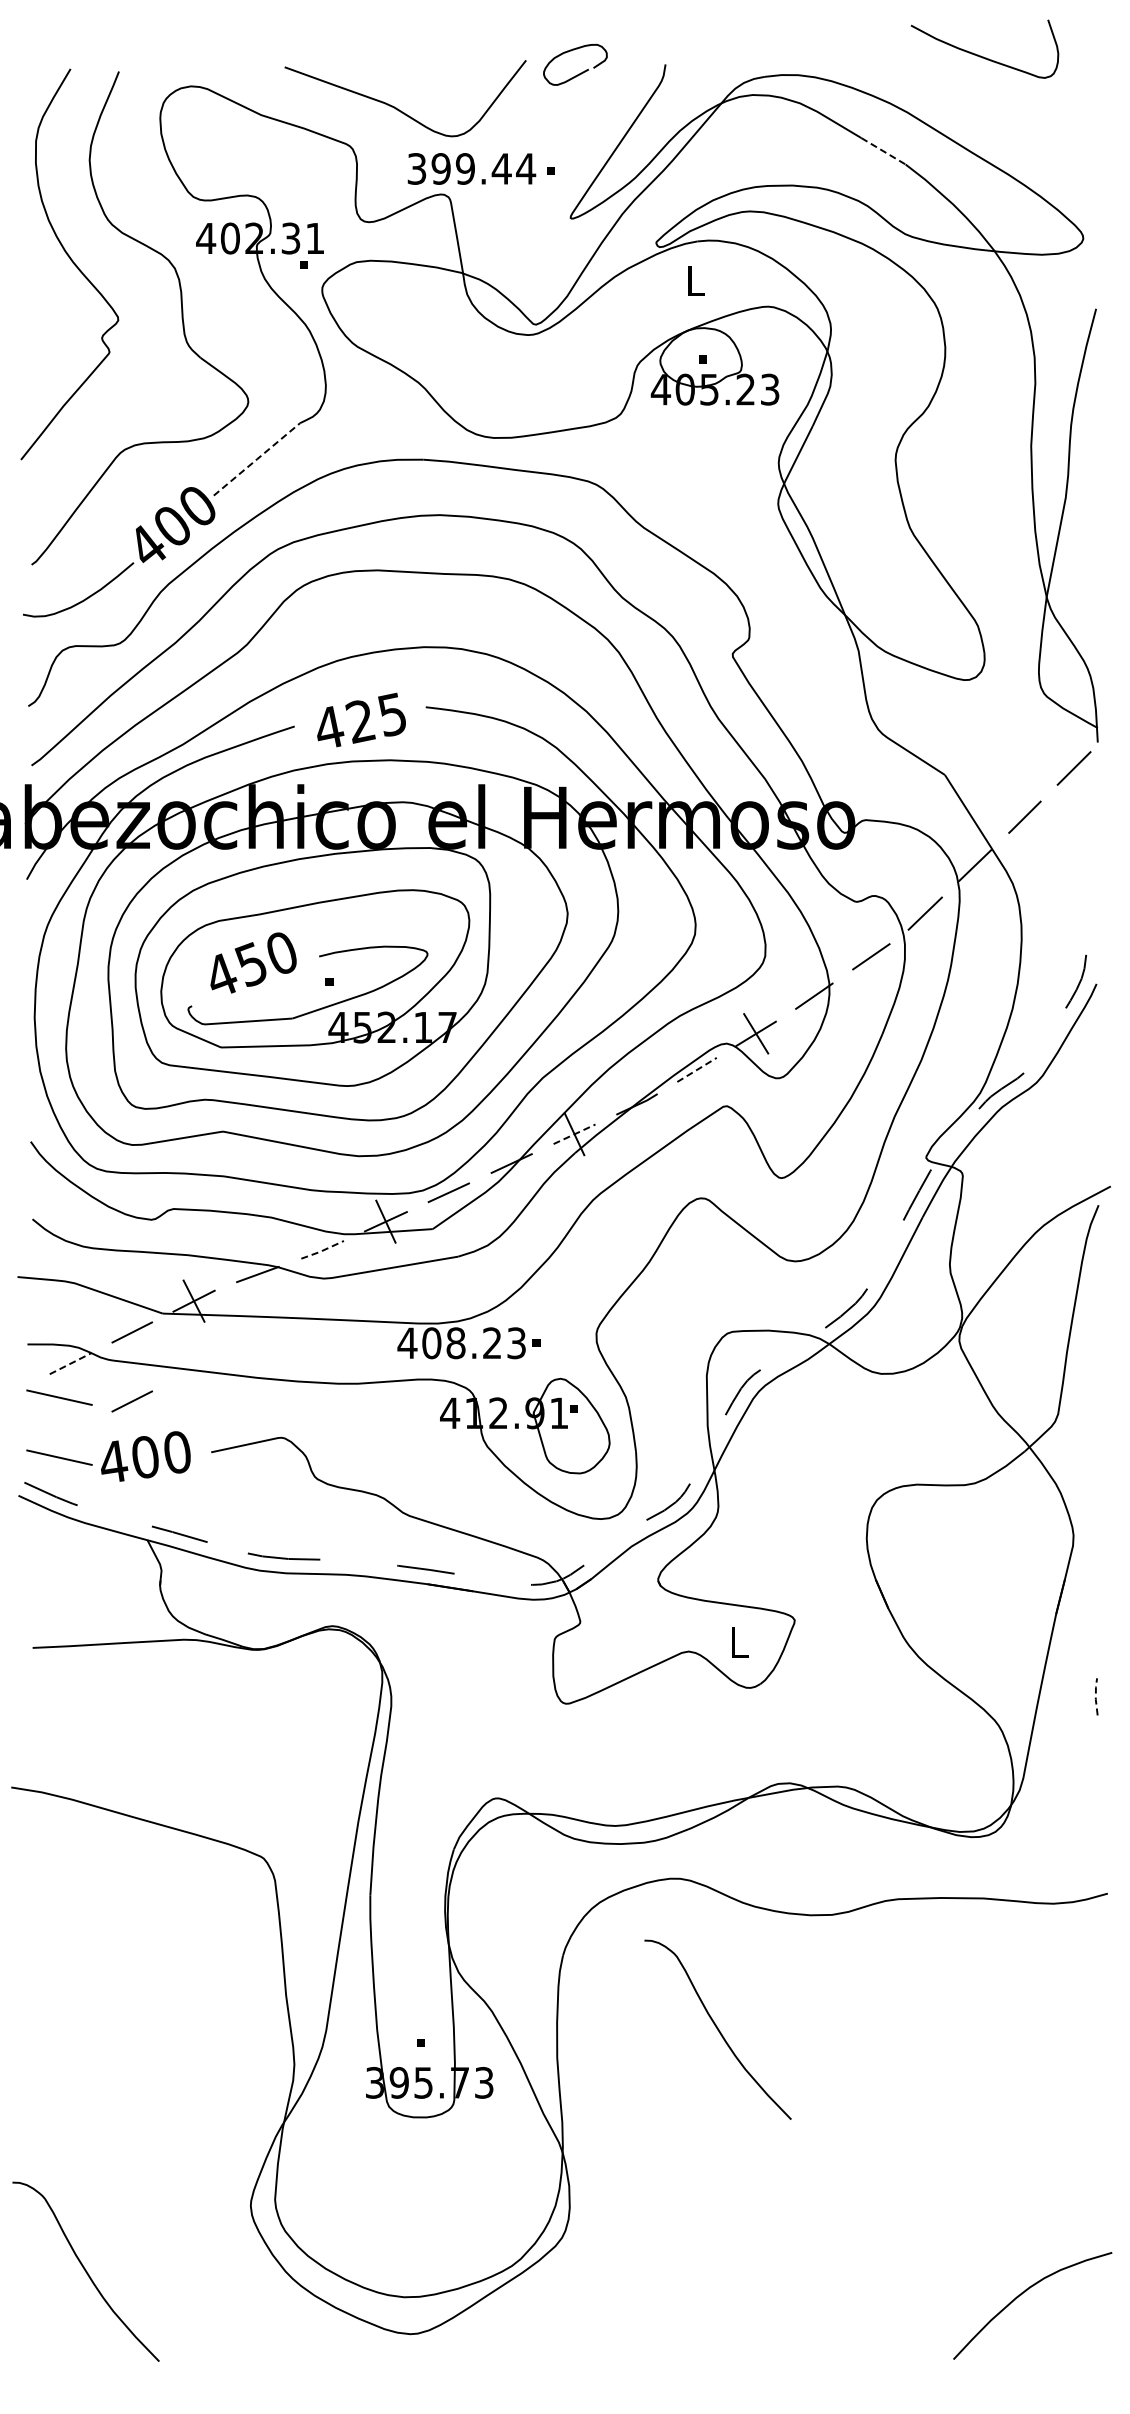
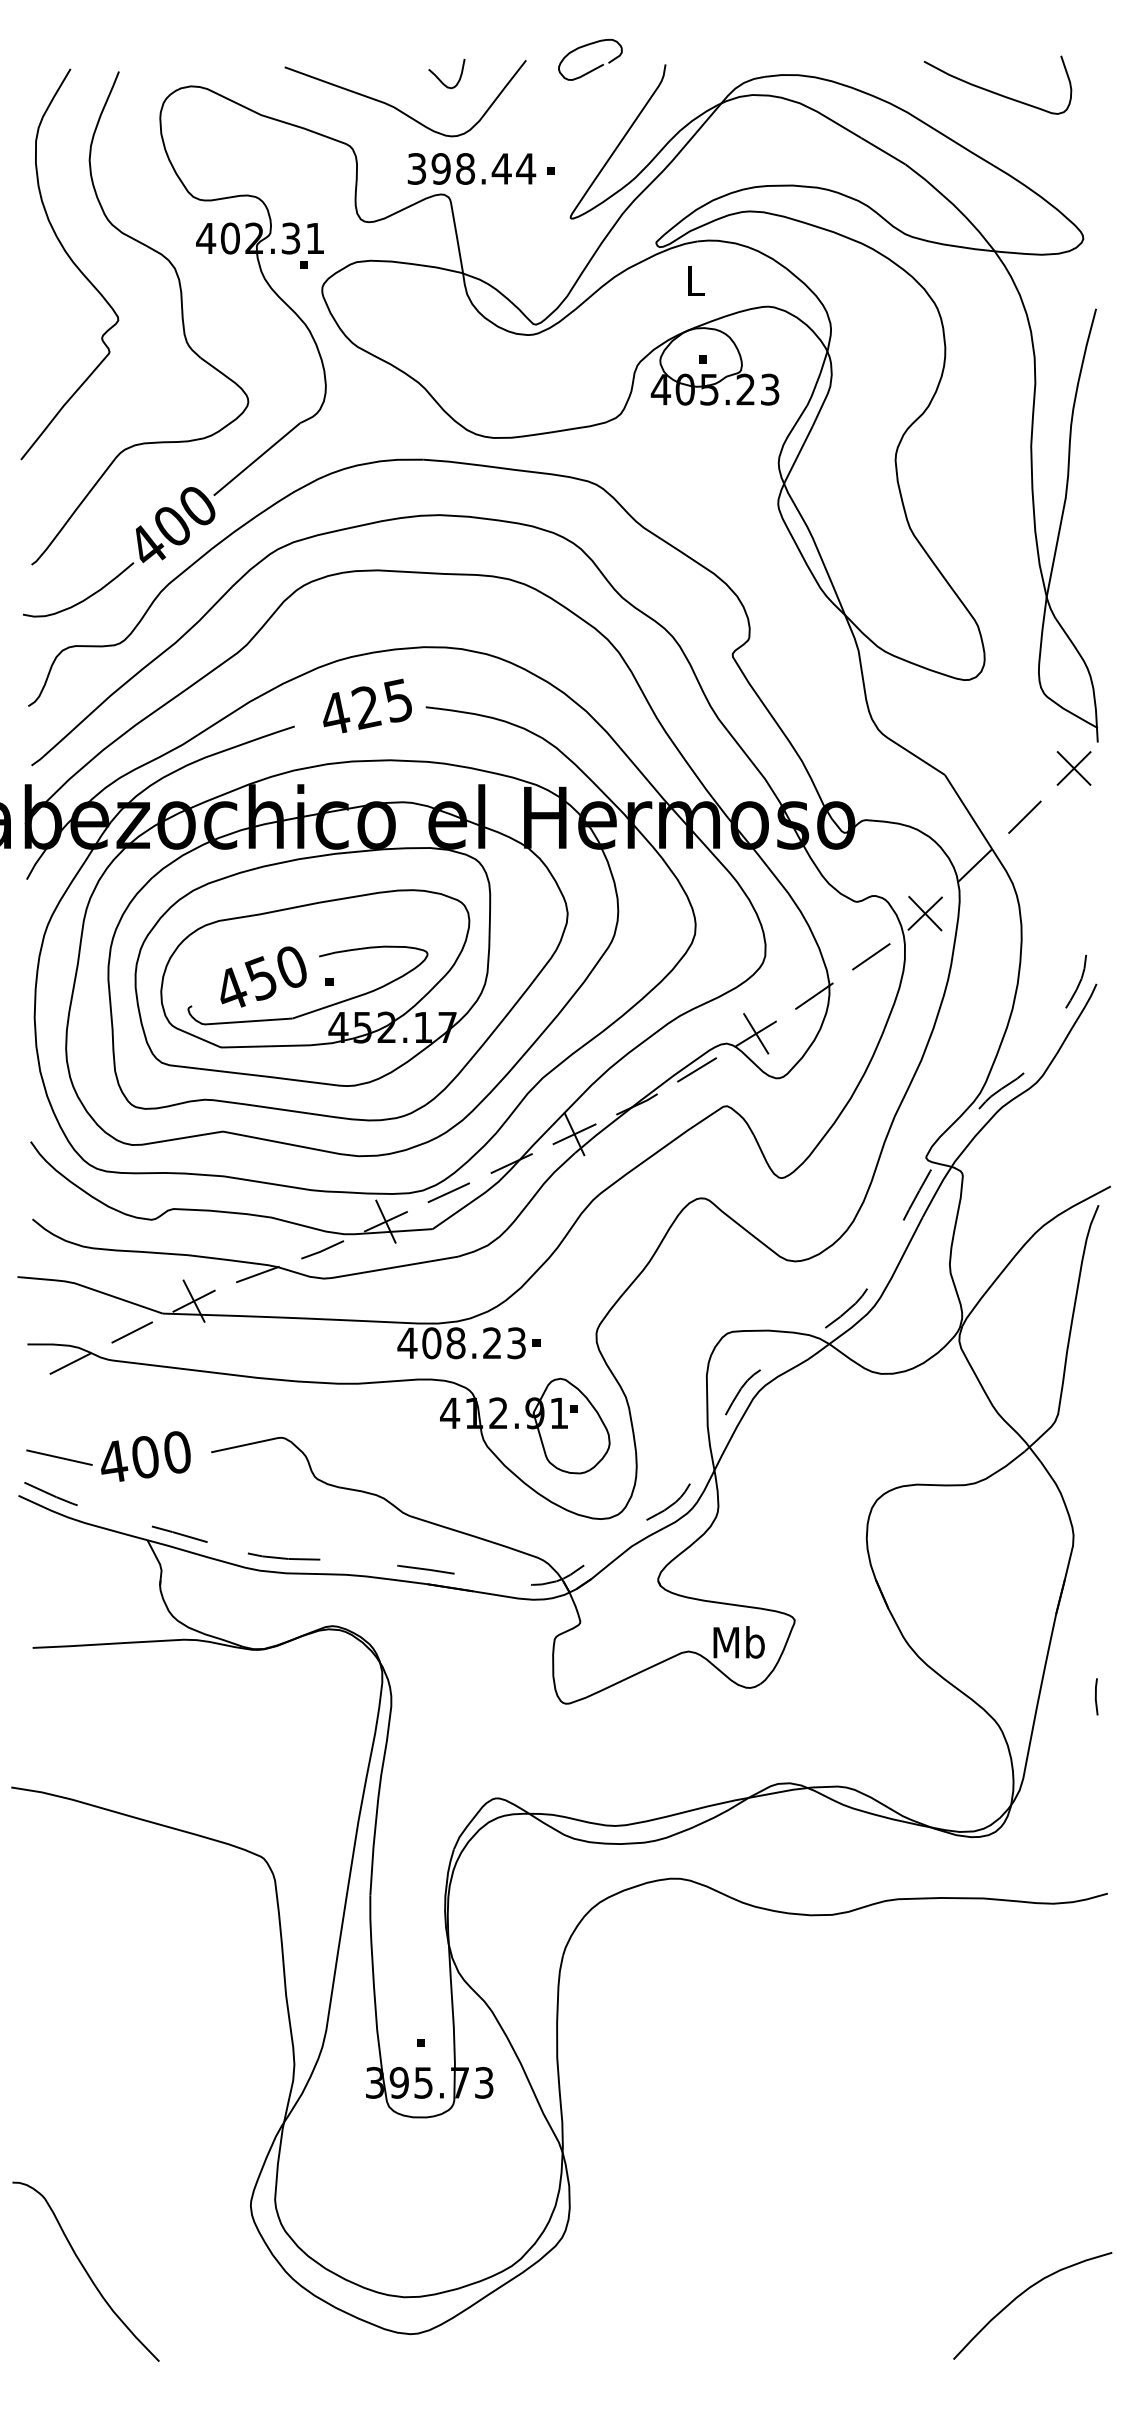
curve position: (980, 55) -> (993, 91) (993, 91)
curve position: (580, 72) -> (595, 67) (595, 67)
curve: none -> present (440, 79)
line: dashed -> solid (883, 151)
text: 399.44 -> 398.44 (465, 168)
line: dashed -> solid (257, 459)
text position: (361, 719) -> (367, 705) (367, 705)
line: none -> present (1073, 768)
line: none -> present (925, 913)
text position: (253, 962) -> (263, 976) (263, 976)
line: dashed -> solid (697, 1069)
line: dashed -> solid (574, 1134)
line: dashed -> solid (322, 1250)
line: dashed -> solid (70, 1363)
line: present -> none (59, 1397)
line: present -> none (131, 1401)
text: L -> Mb (738, 1642)
line: dashed -> solid (1095, 1695)
curve: present -> none (717, 2029)
